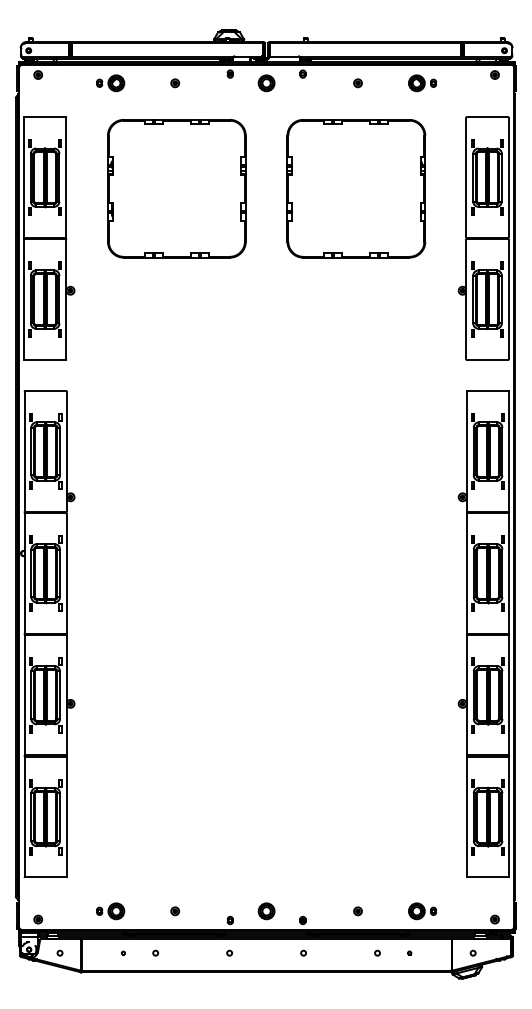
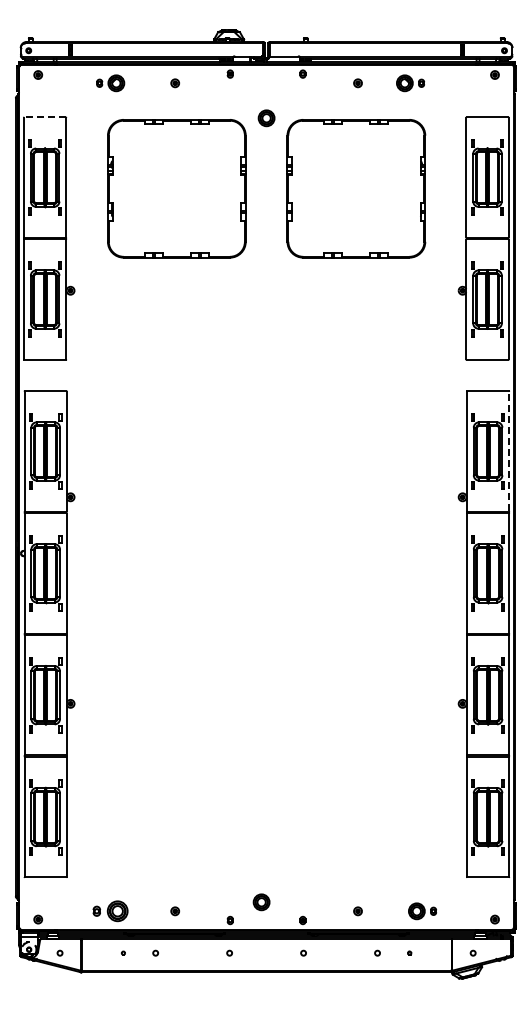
part position: (266, 83) -> (266, 118) (266, 118)
part position: (422, 83) -> (410, 83) (410, 83)
line: solid -> dashed (45, 117)
line: solid -> dashed (509, 451)
part size: 30x19 px -> 37x23 px (110, 911)
part position: (266, 911) -> (261, 902) (261, 902)
